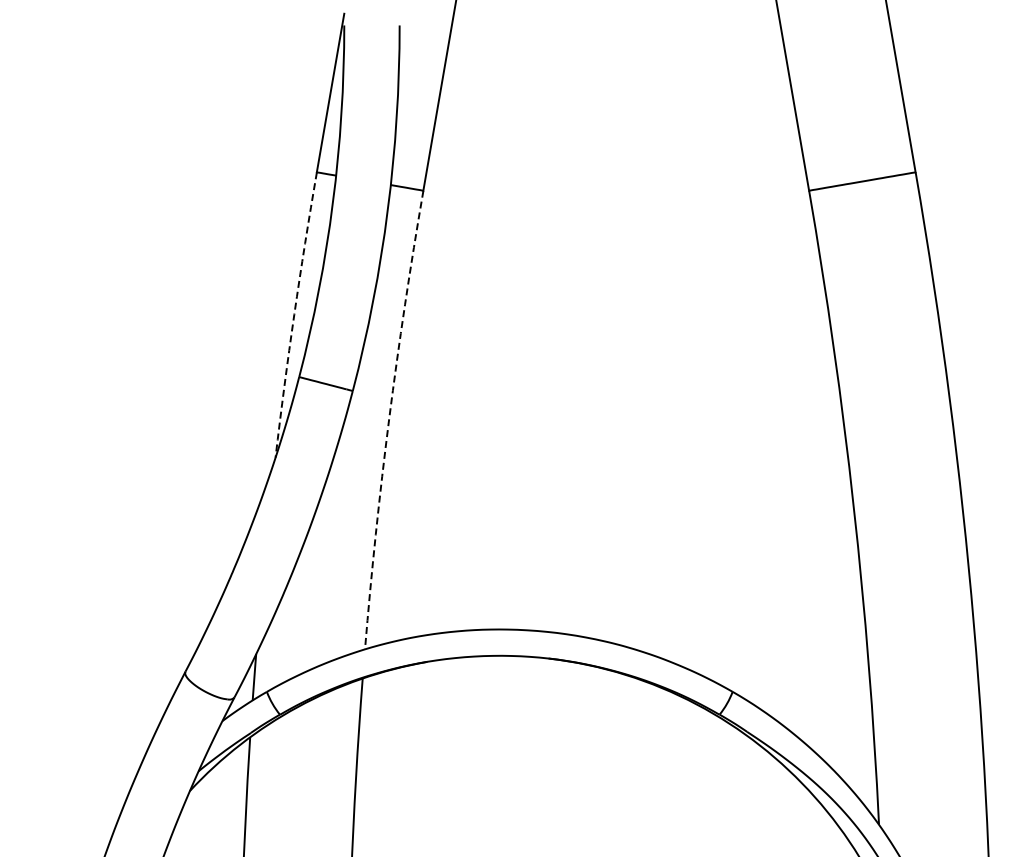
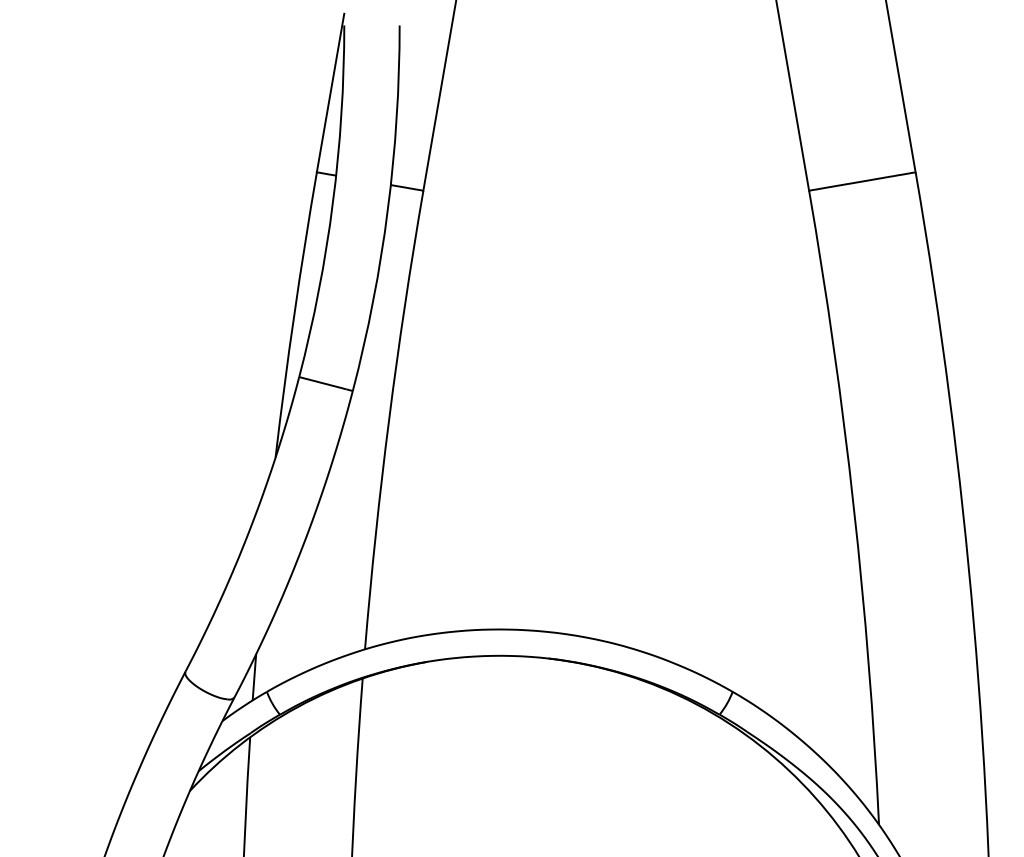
arc: dashed -> solid (294, 314)
arc: dashed -> solid (389, 419)
